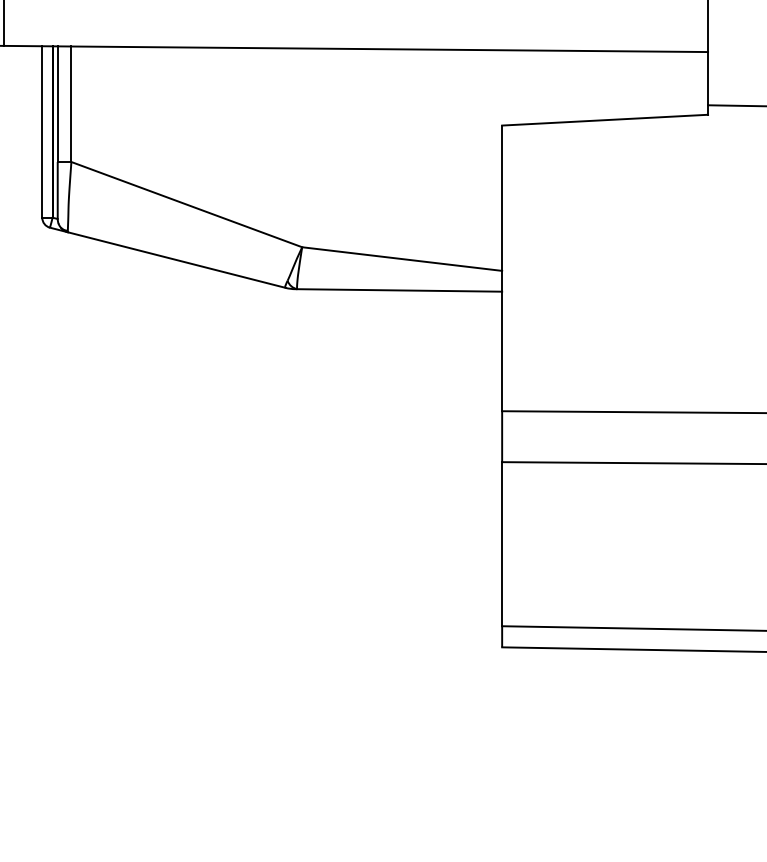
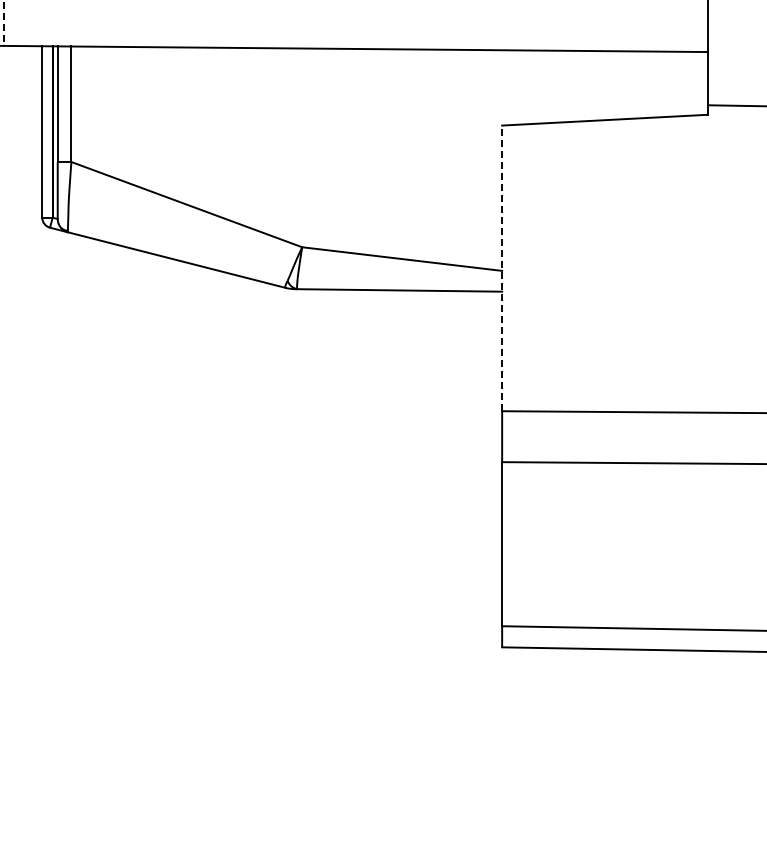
line: solid -> dashed (3, 23)
line: solid -> dashed (502, 268)
